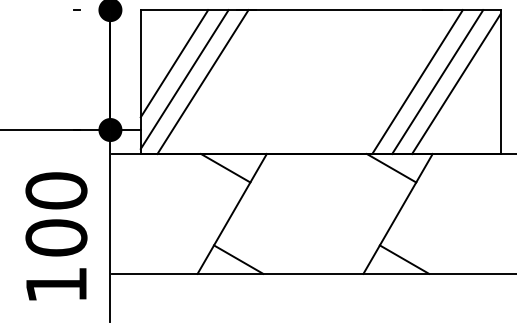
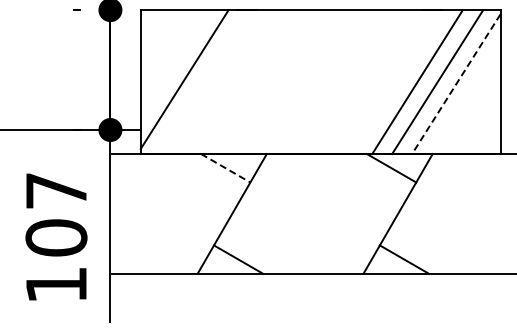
line: present -> none (174, 63)
line: present -> none (202, 82)
line: solid -> dashed (456, 84)
line: solid -> dashed (226, 168)
text: 100 -> 107 (56, 190)
